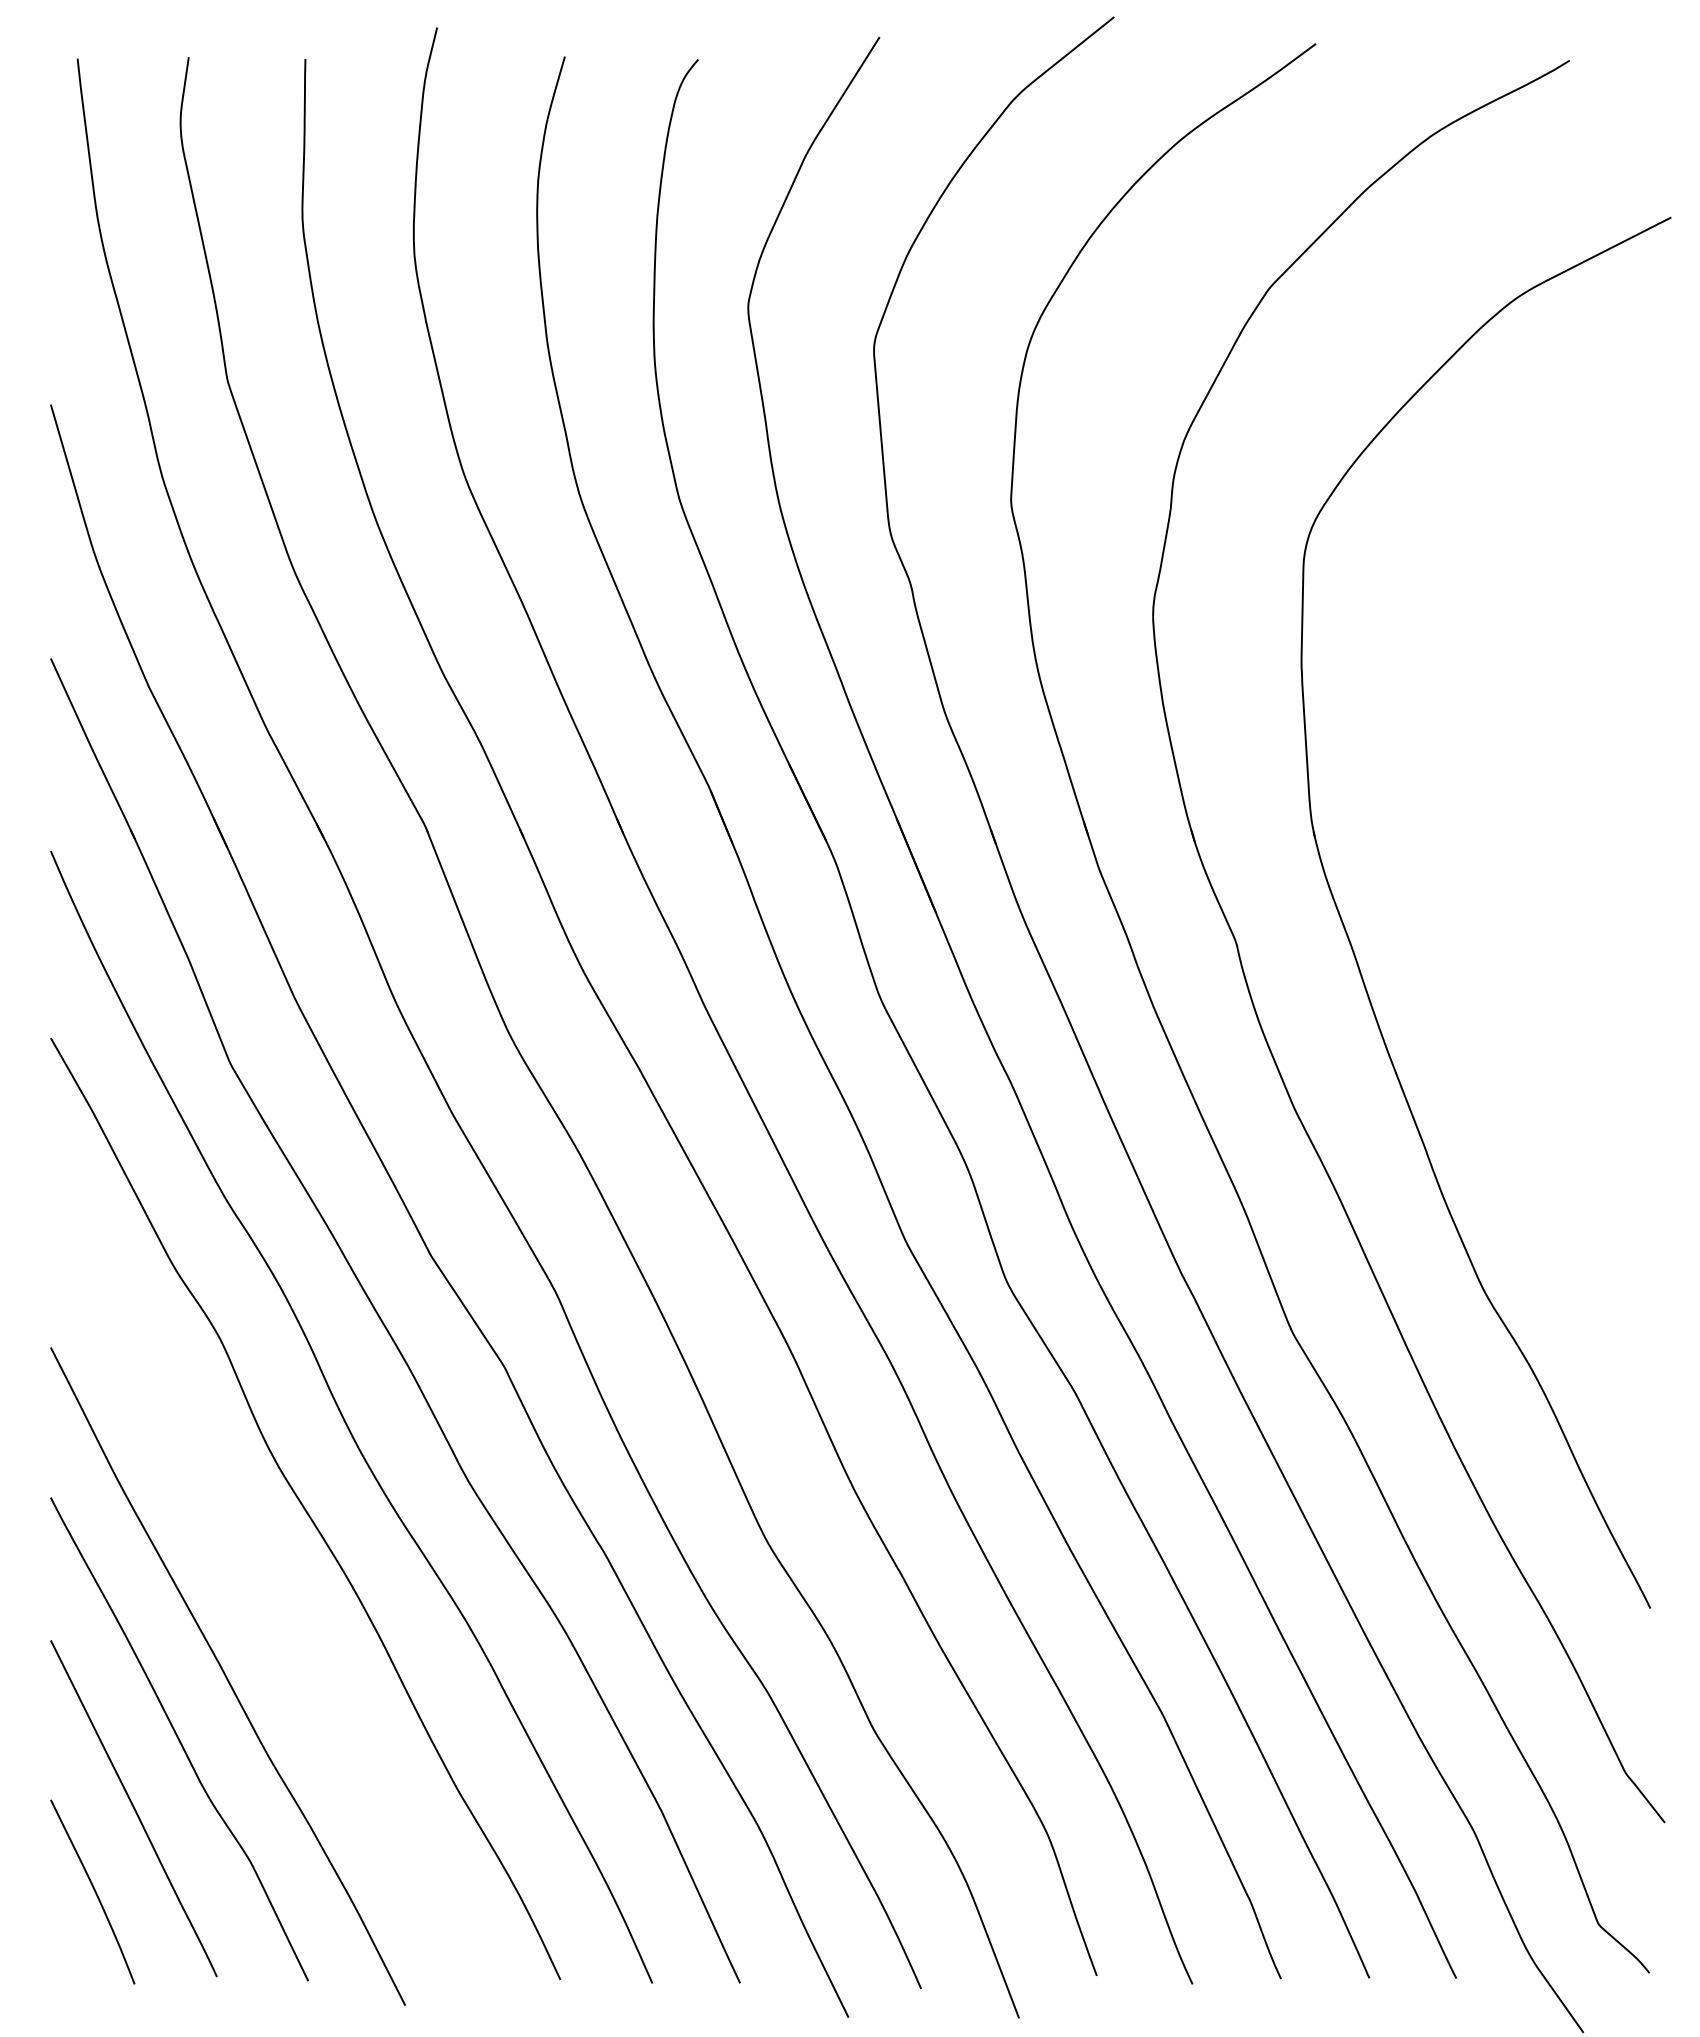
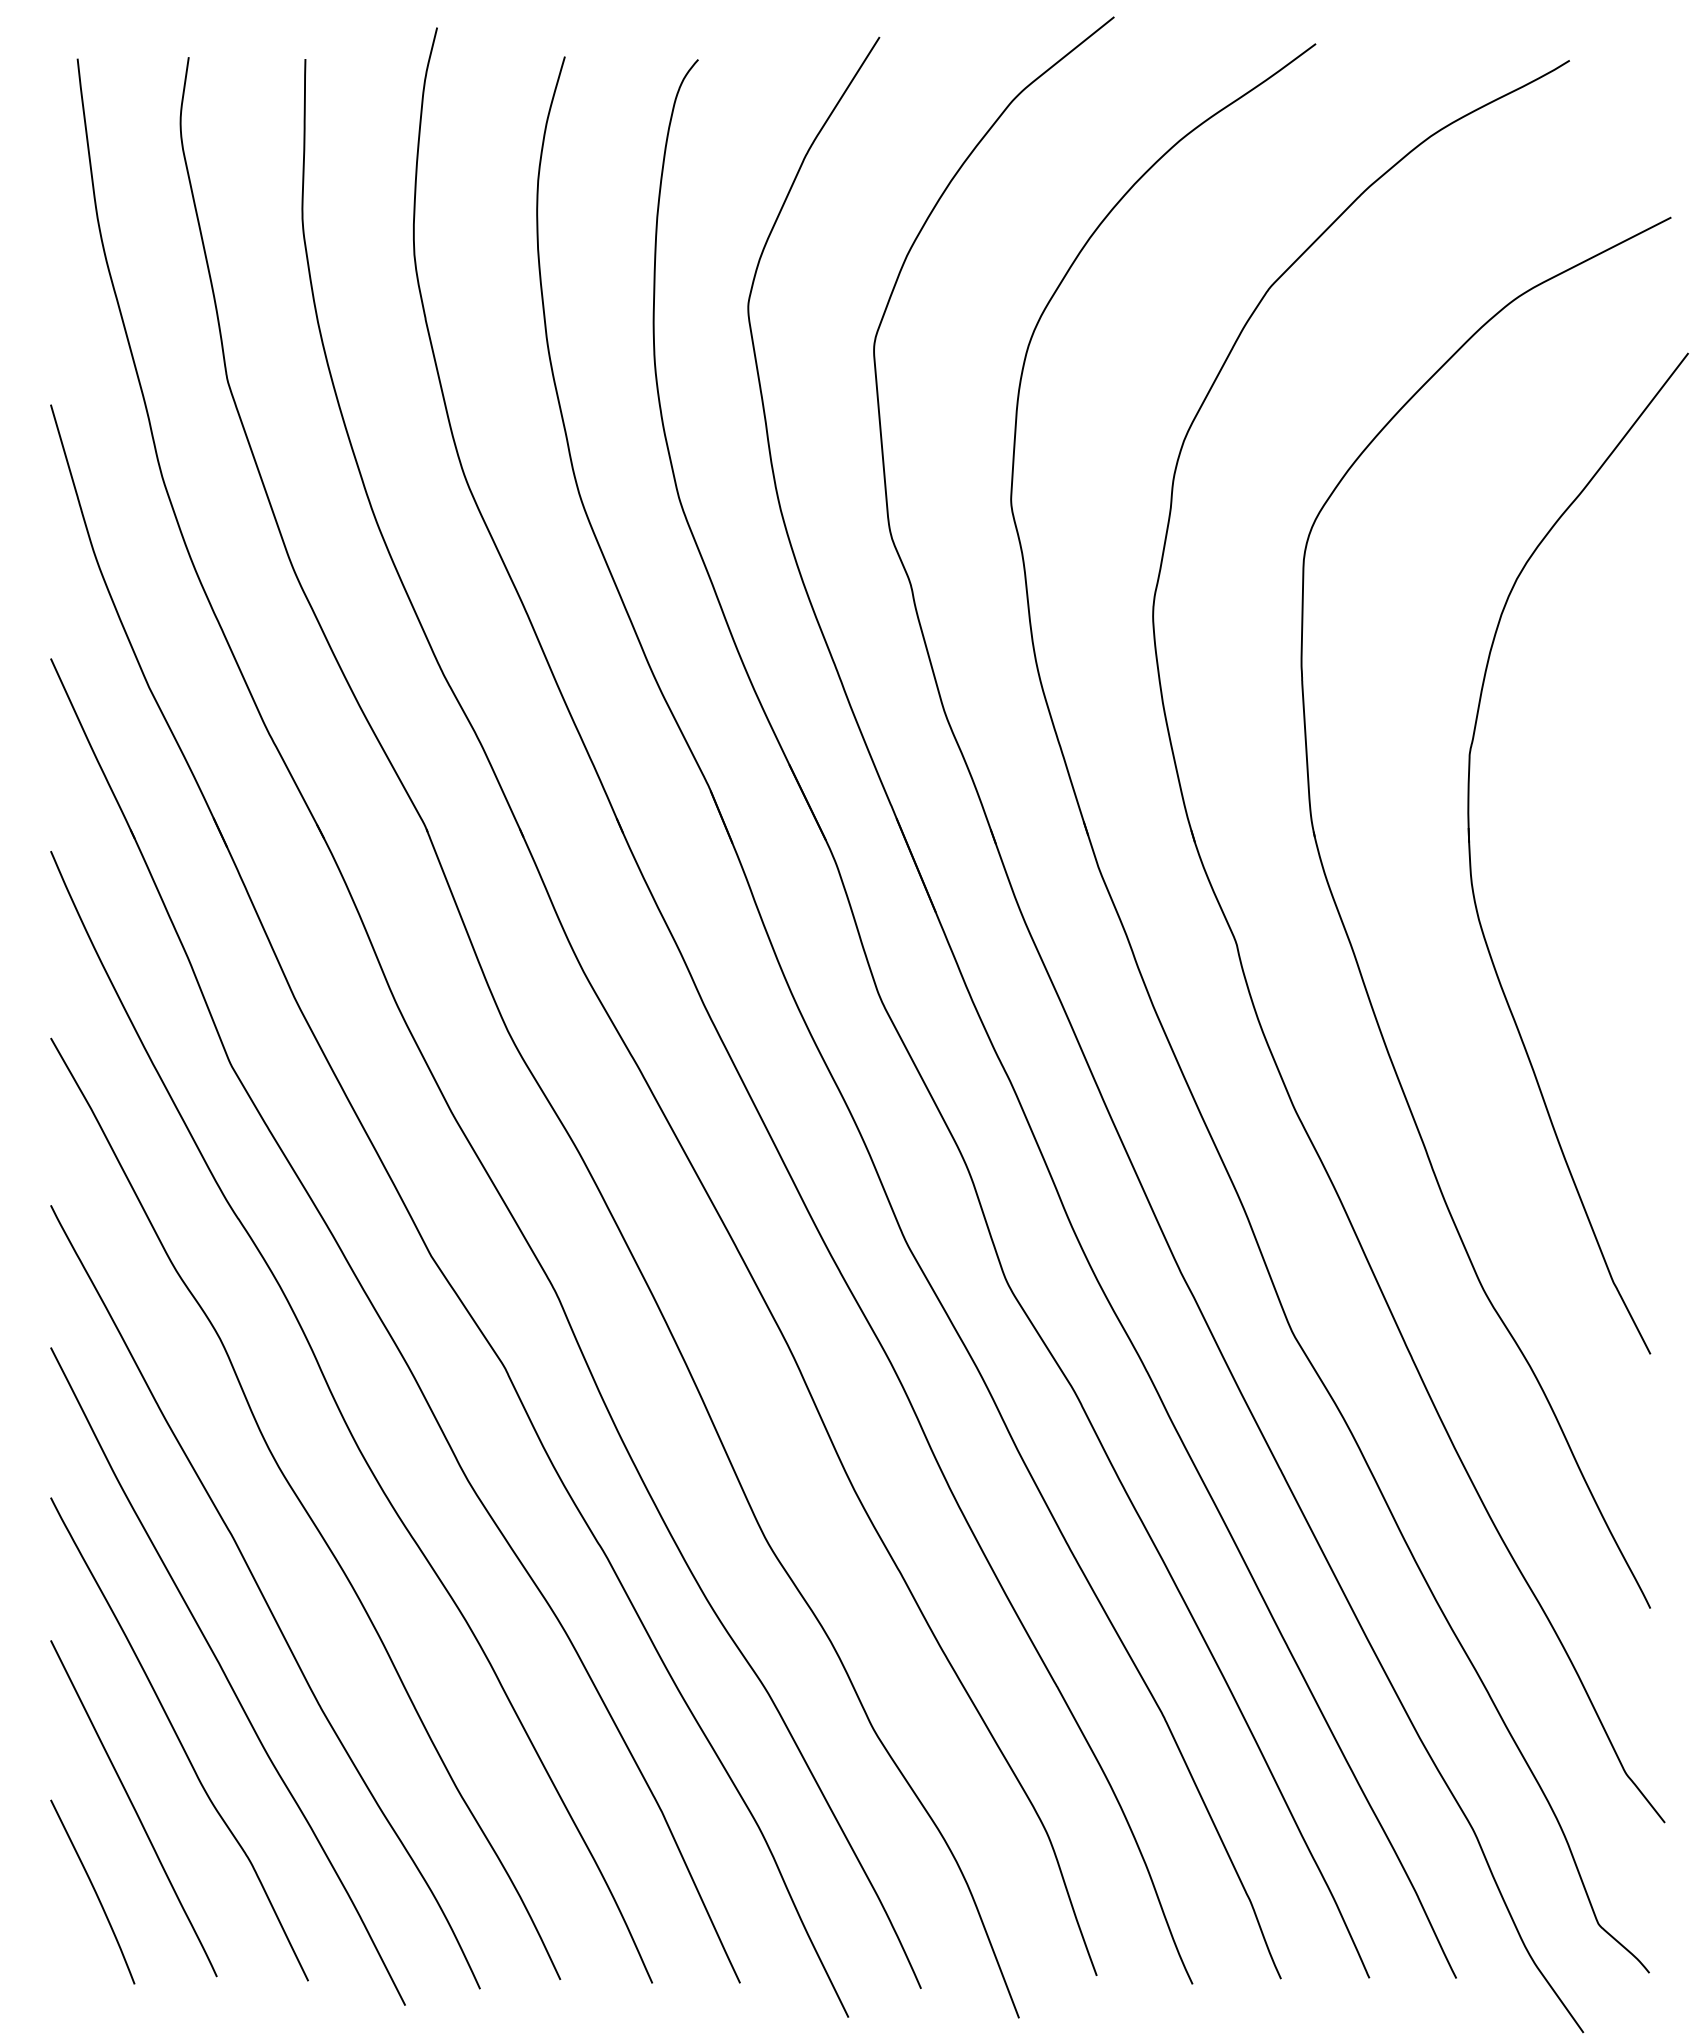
part: none -> present (1471, 862)
curve: none -> present (264, 1597)
